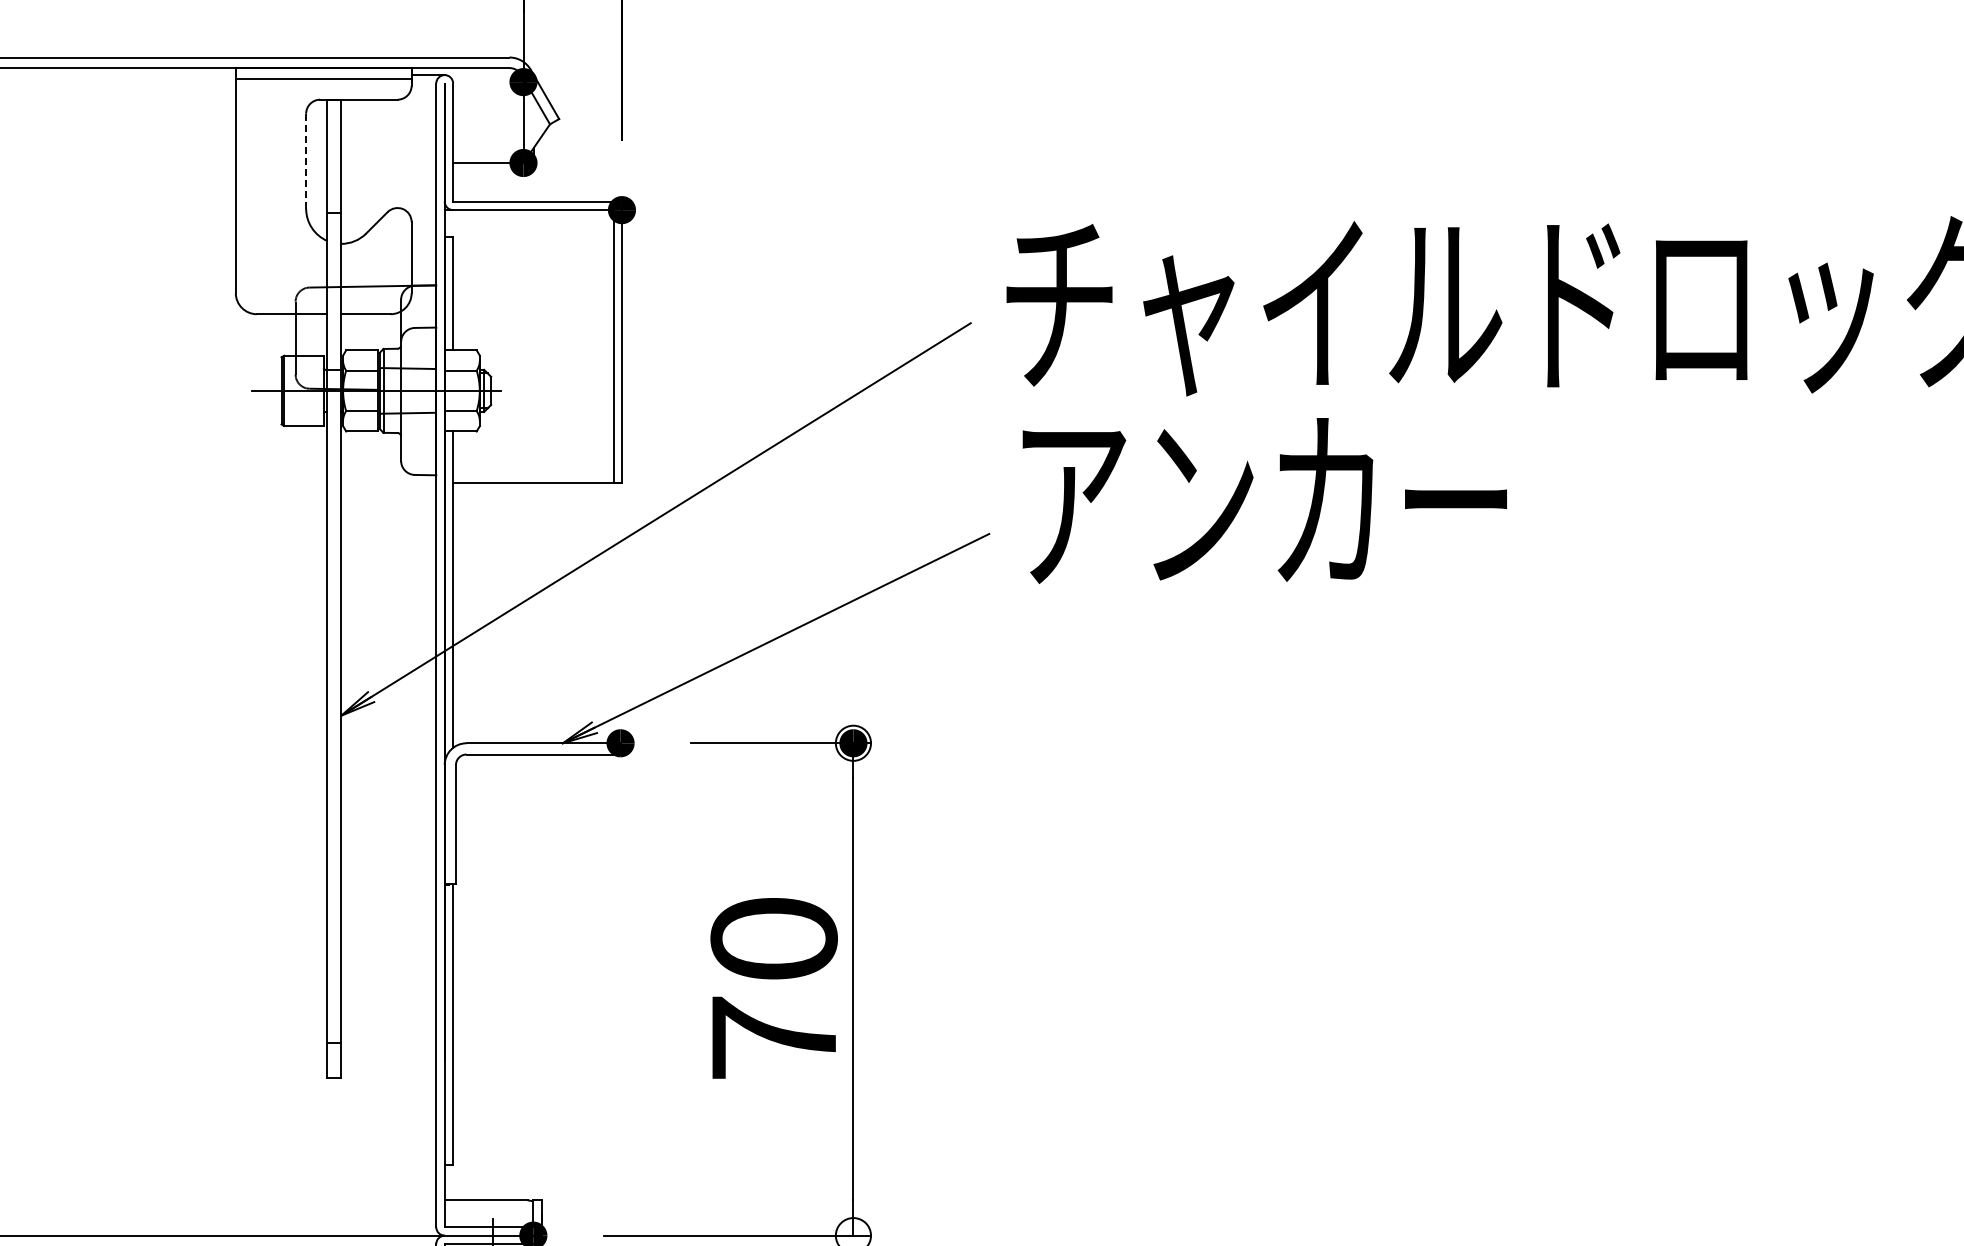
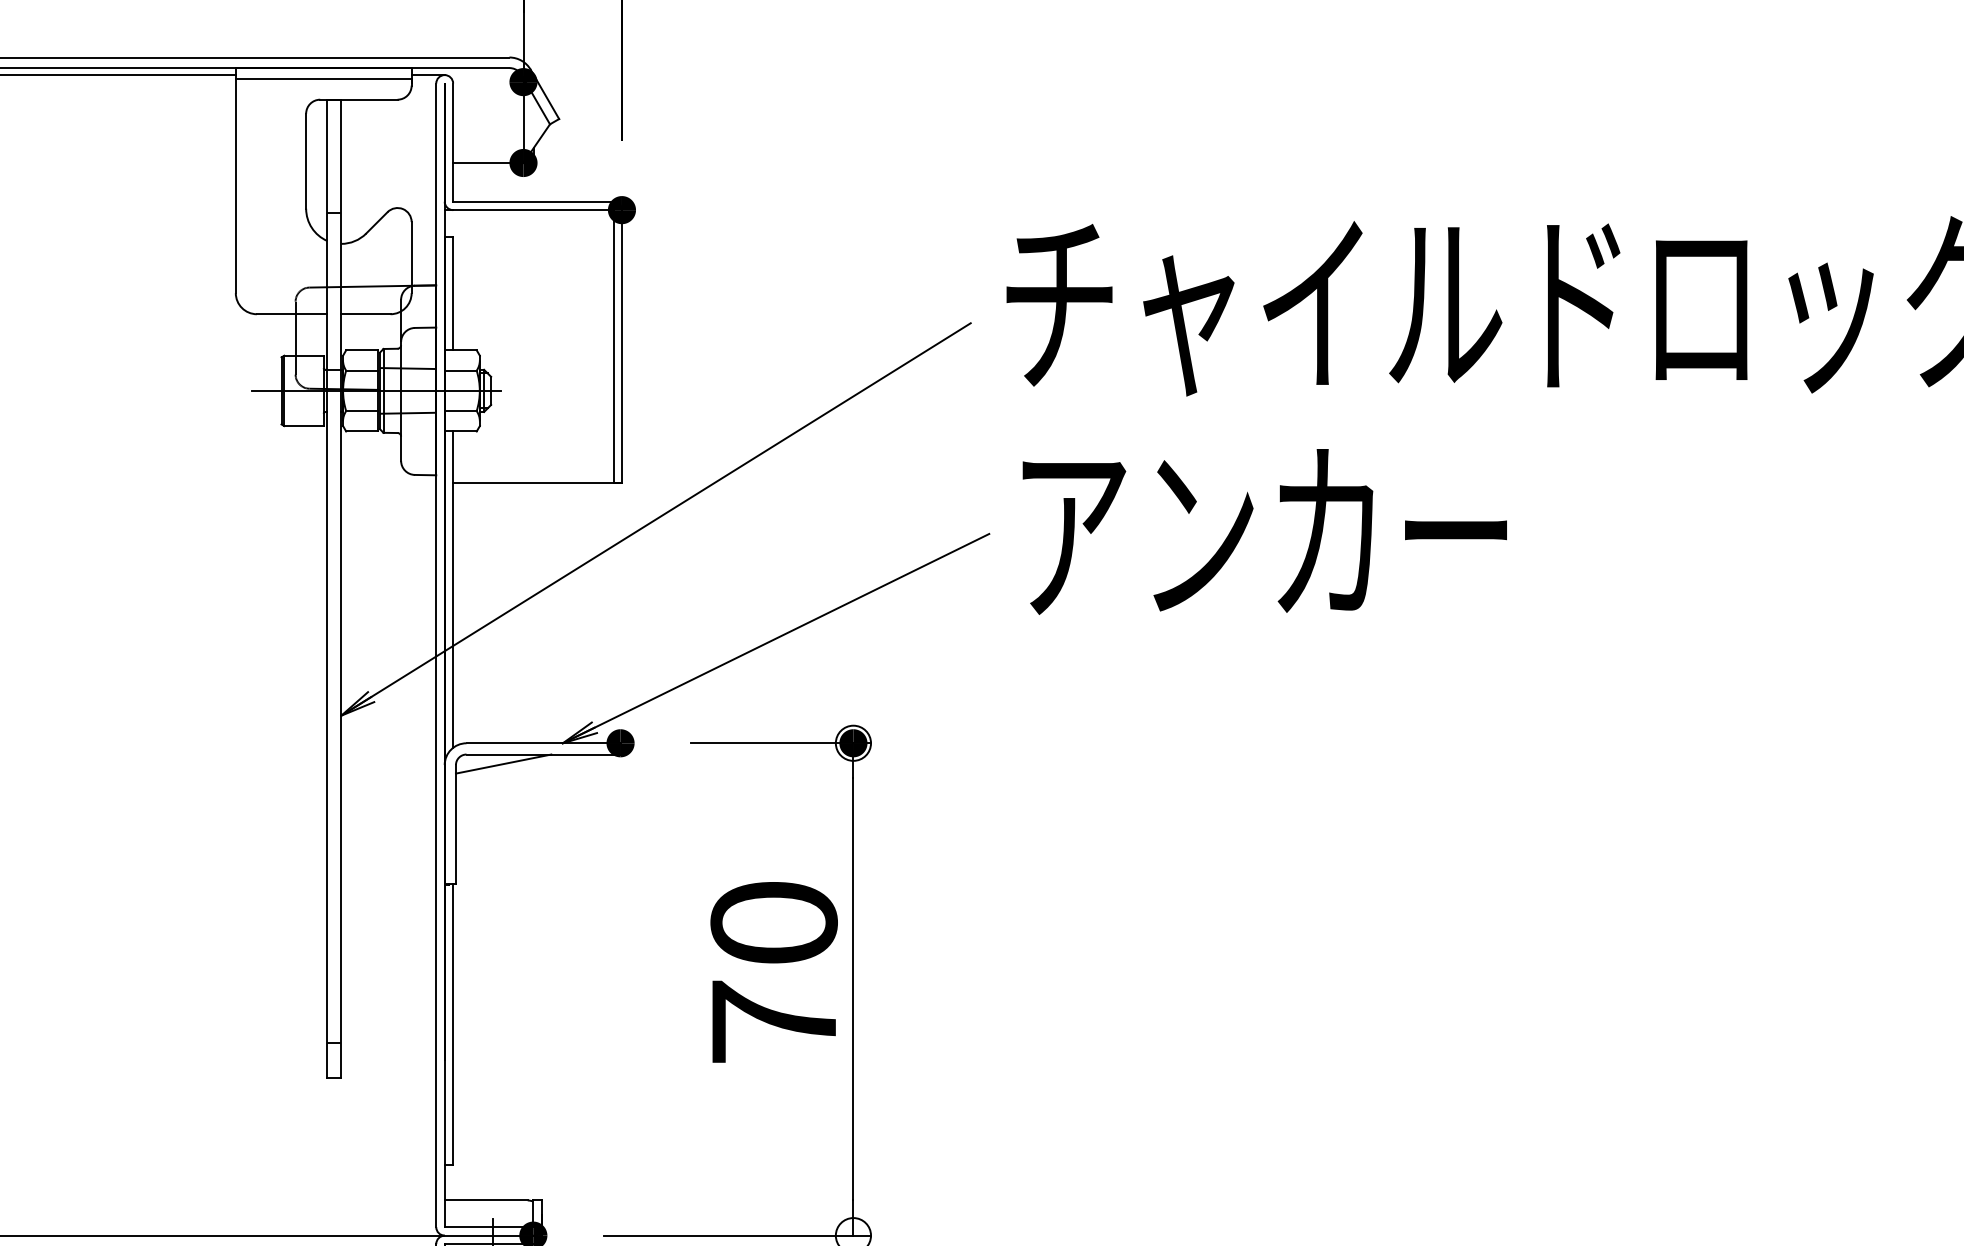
line: none -> present (118, 75)
line: dashed -> solid (306, 160)
text position: (1264, 500) -> (1264, 531) (1264, 531)
line: none -> present (503, 763)
text position: (773, 988) -> (773, 972) (773, 972)
